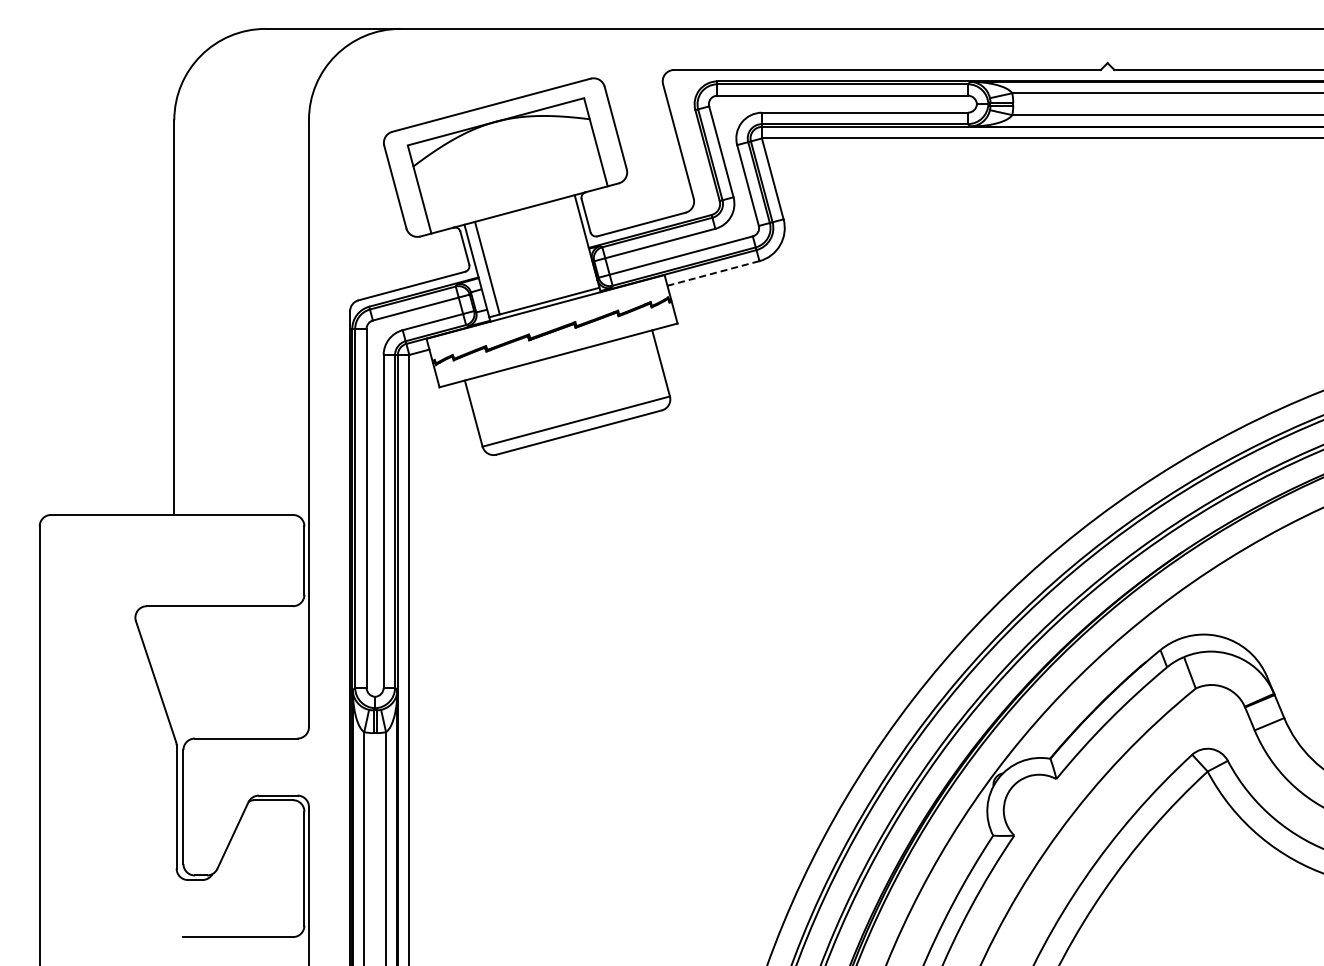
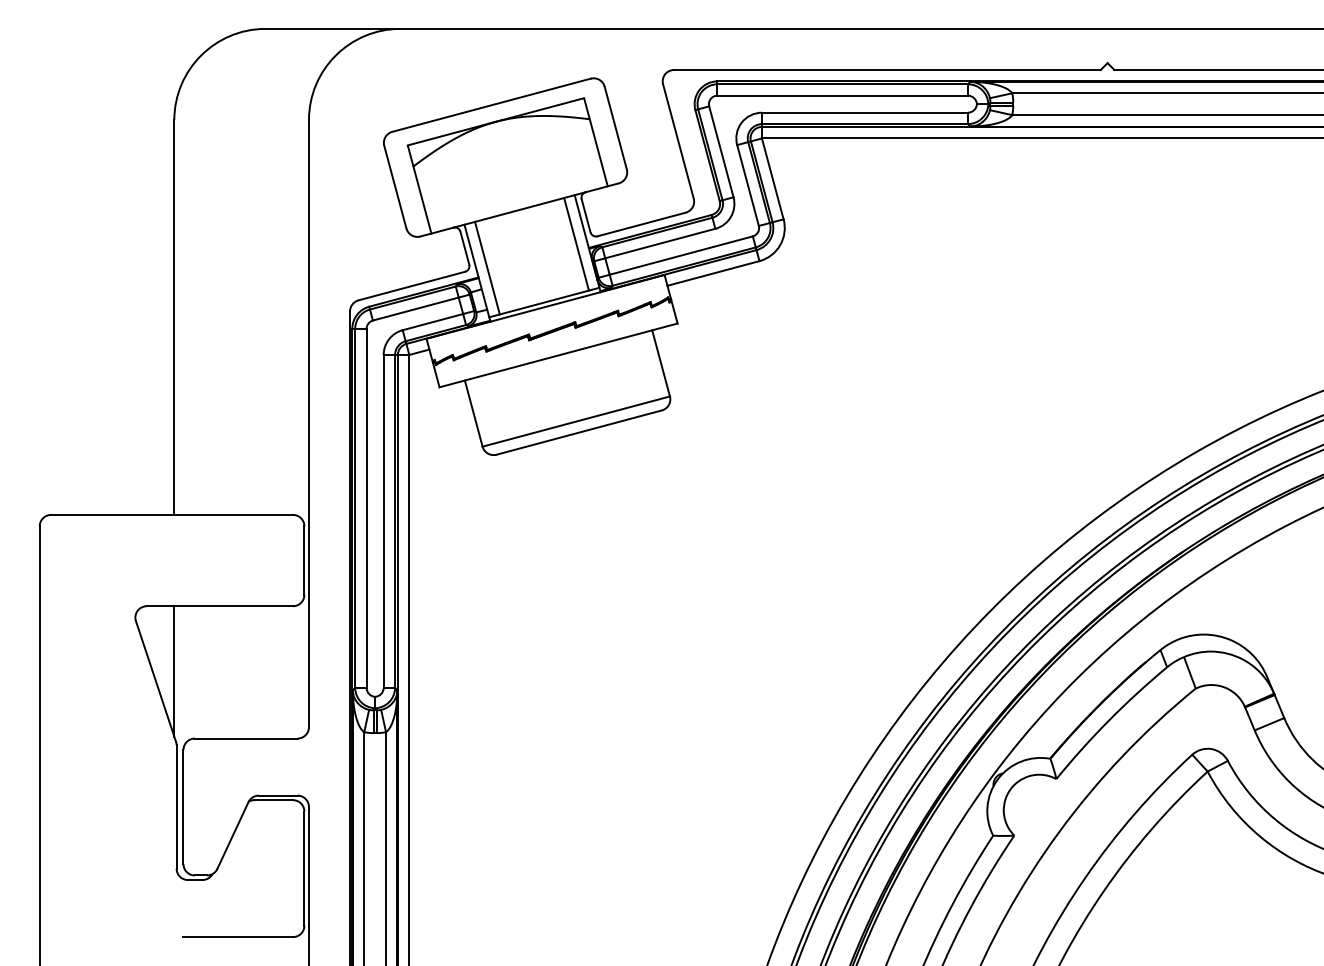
line: none -> present (576, 244)
line: dashed -> solid (713, 273)
line: none -> present (174, 671)
